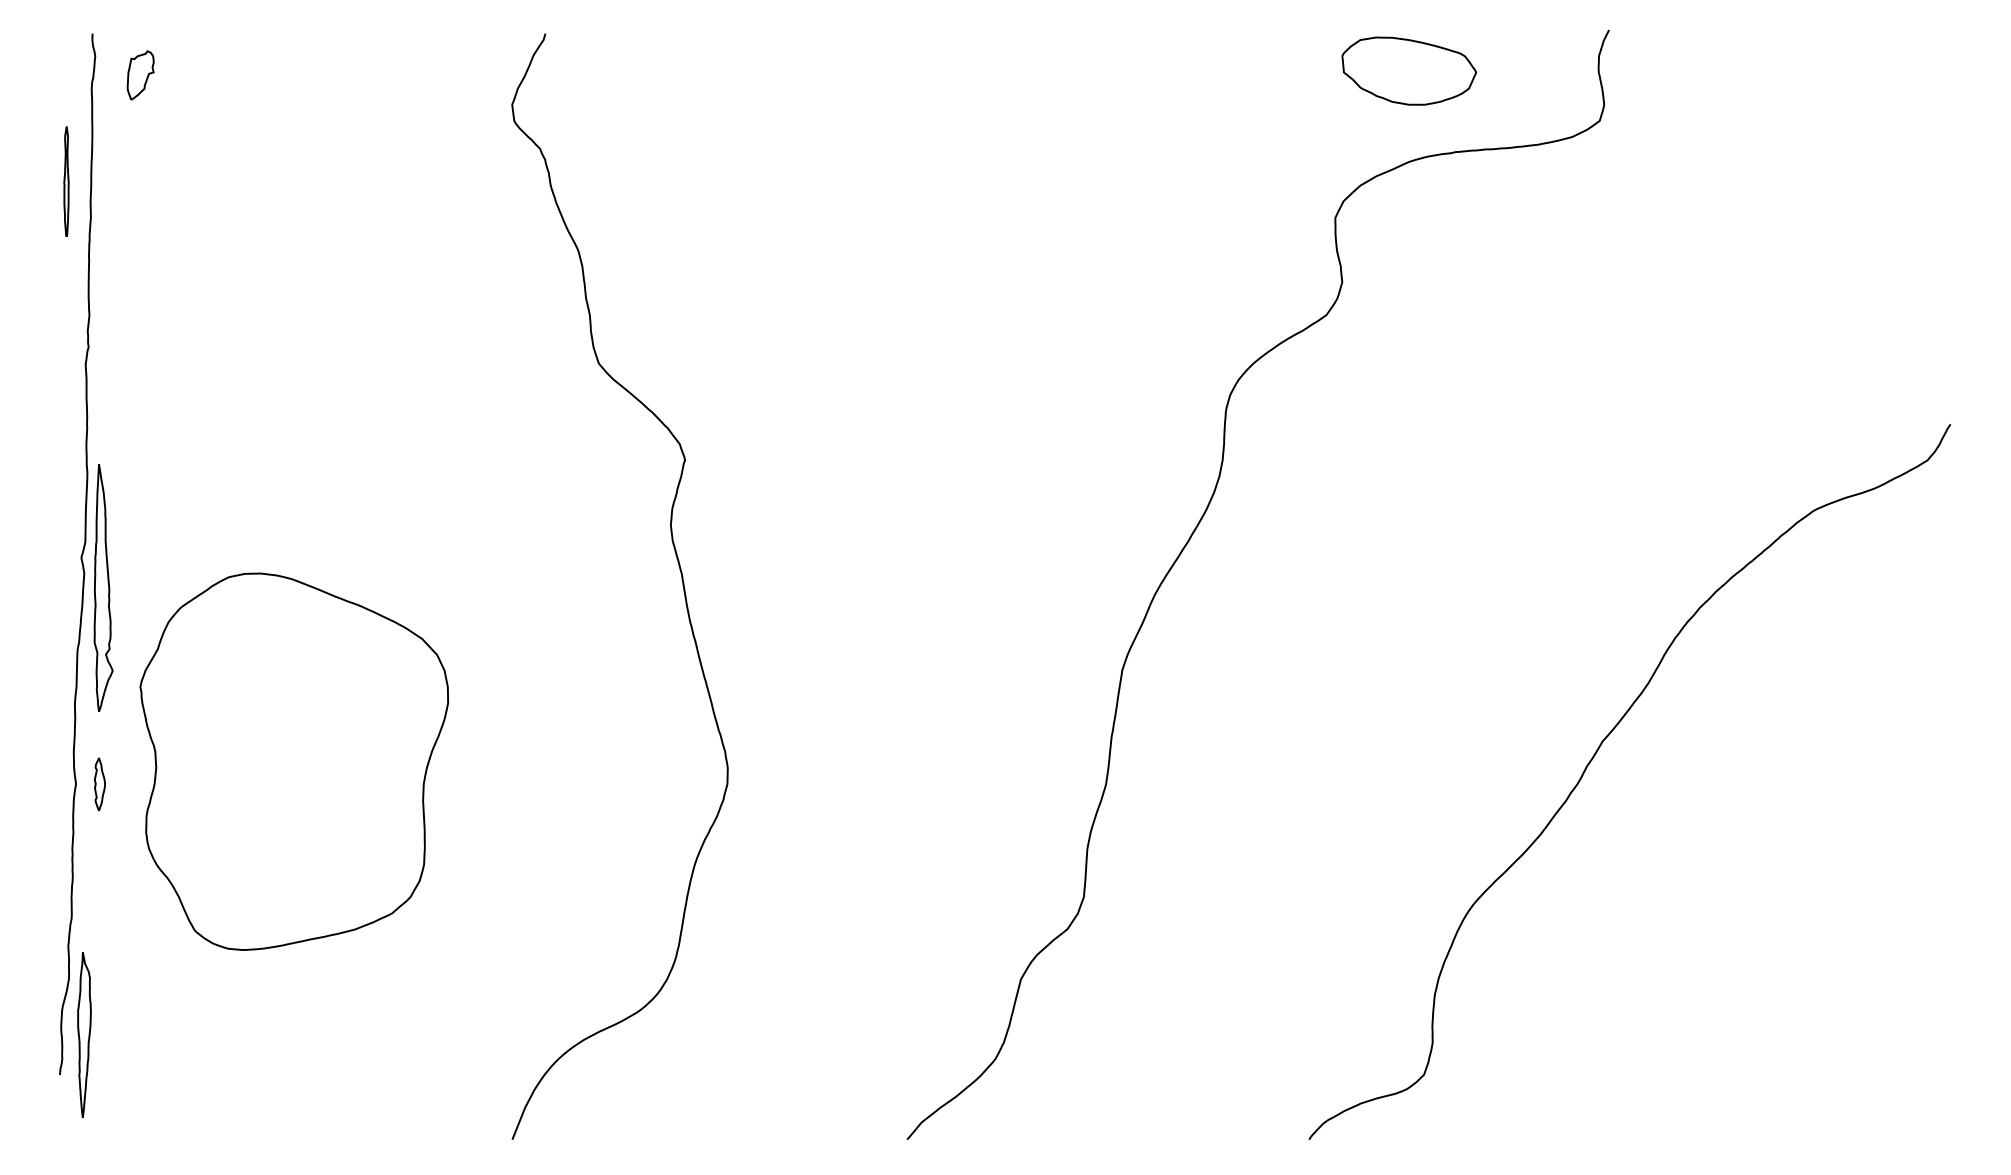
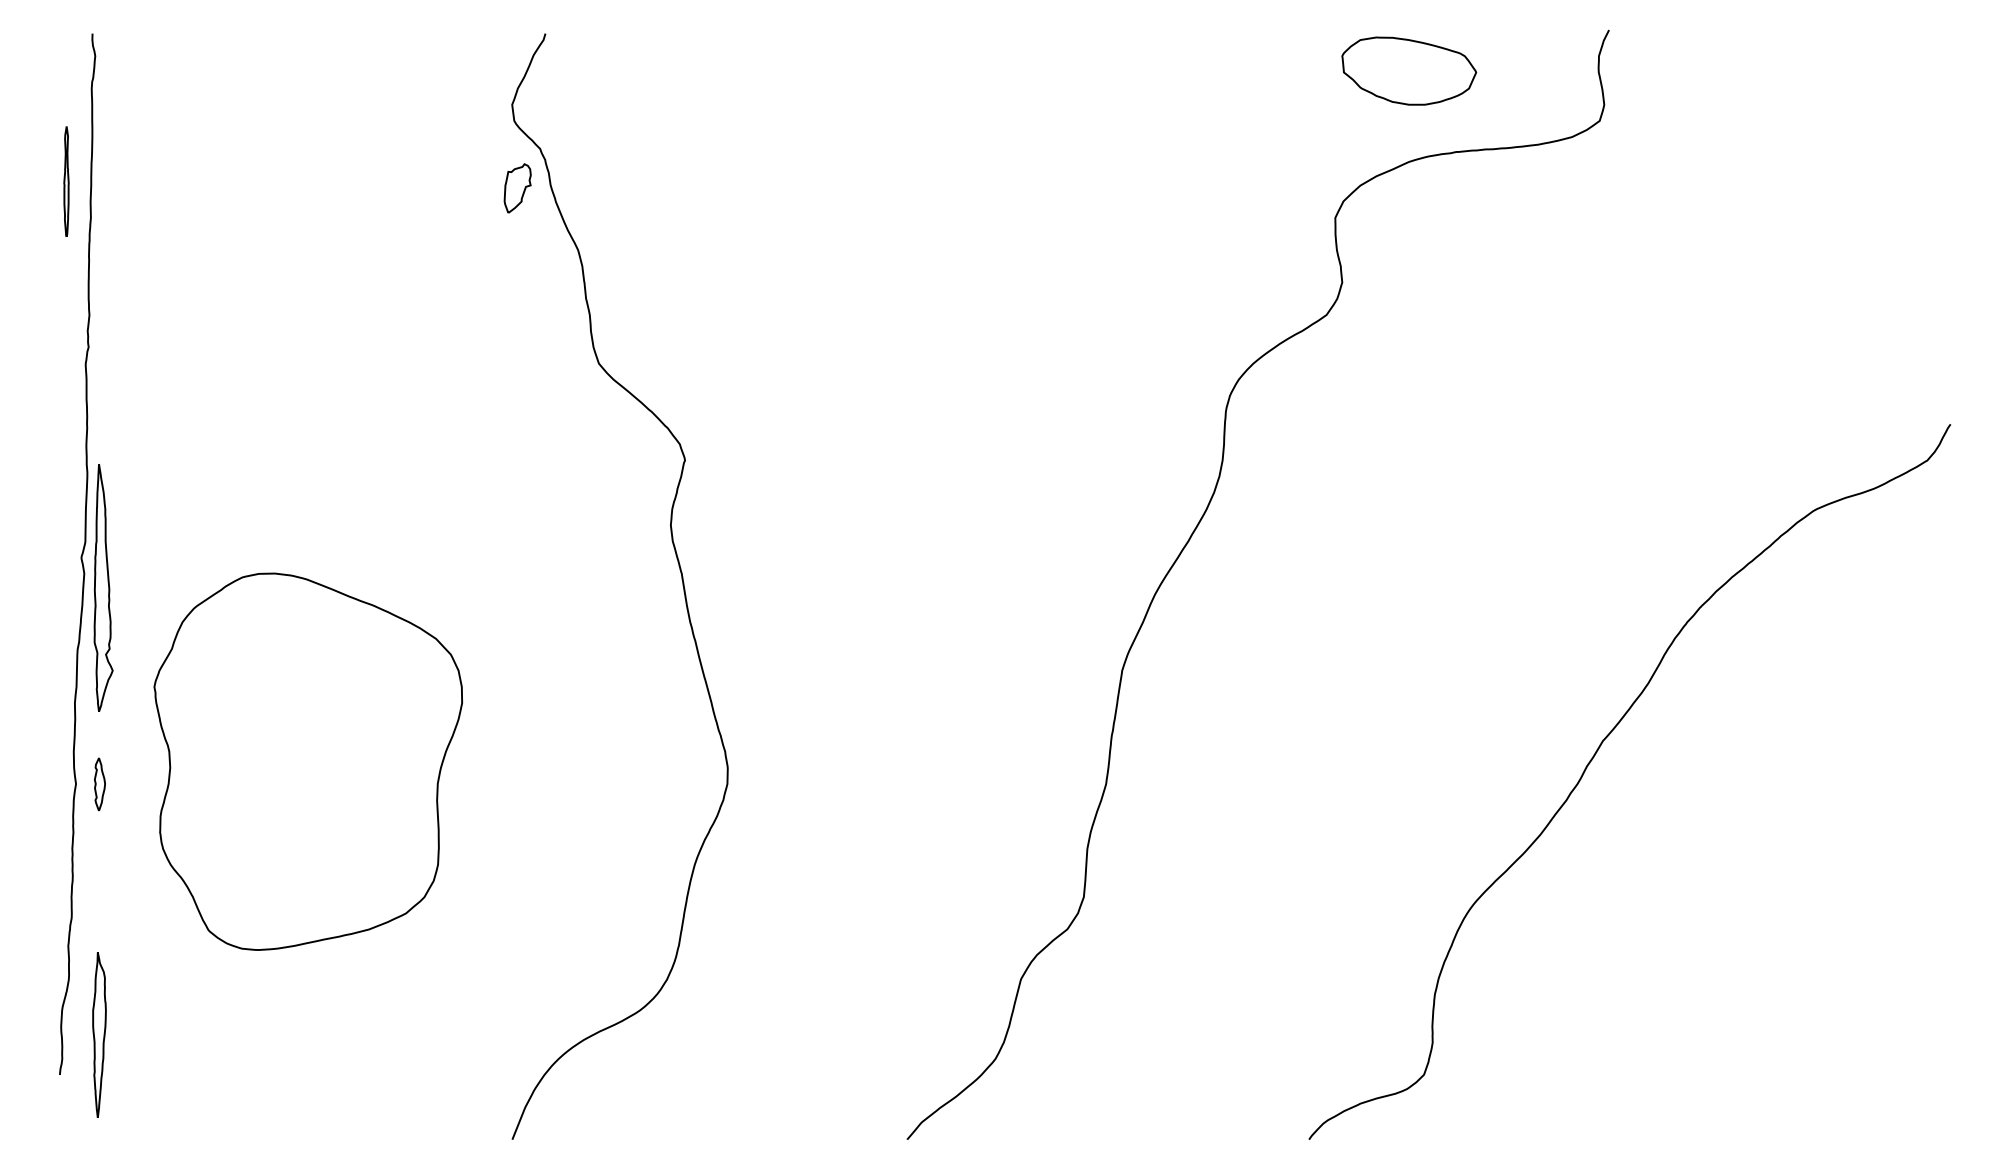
part position: (140, 75) -> (517, 188) (517, 188)
part position: (293, 761) -> (307, 761) (307, 761)
part position: (84, 1034) -> (99, 1034) (99, 1034)
